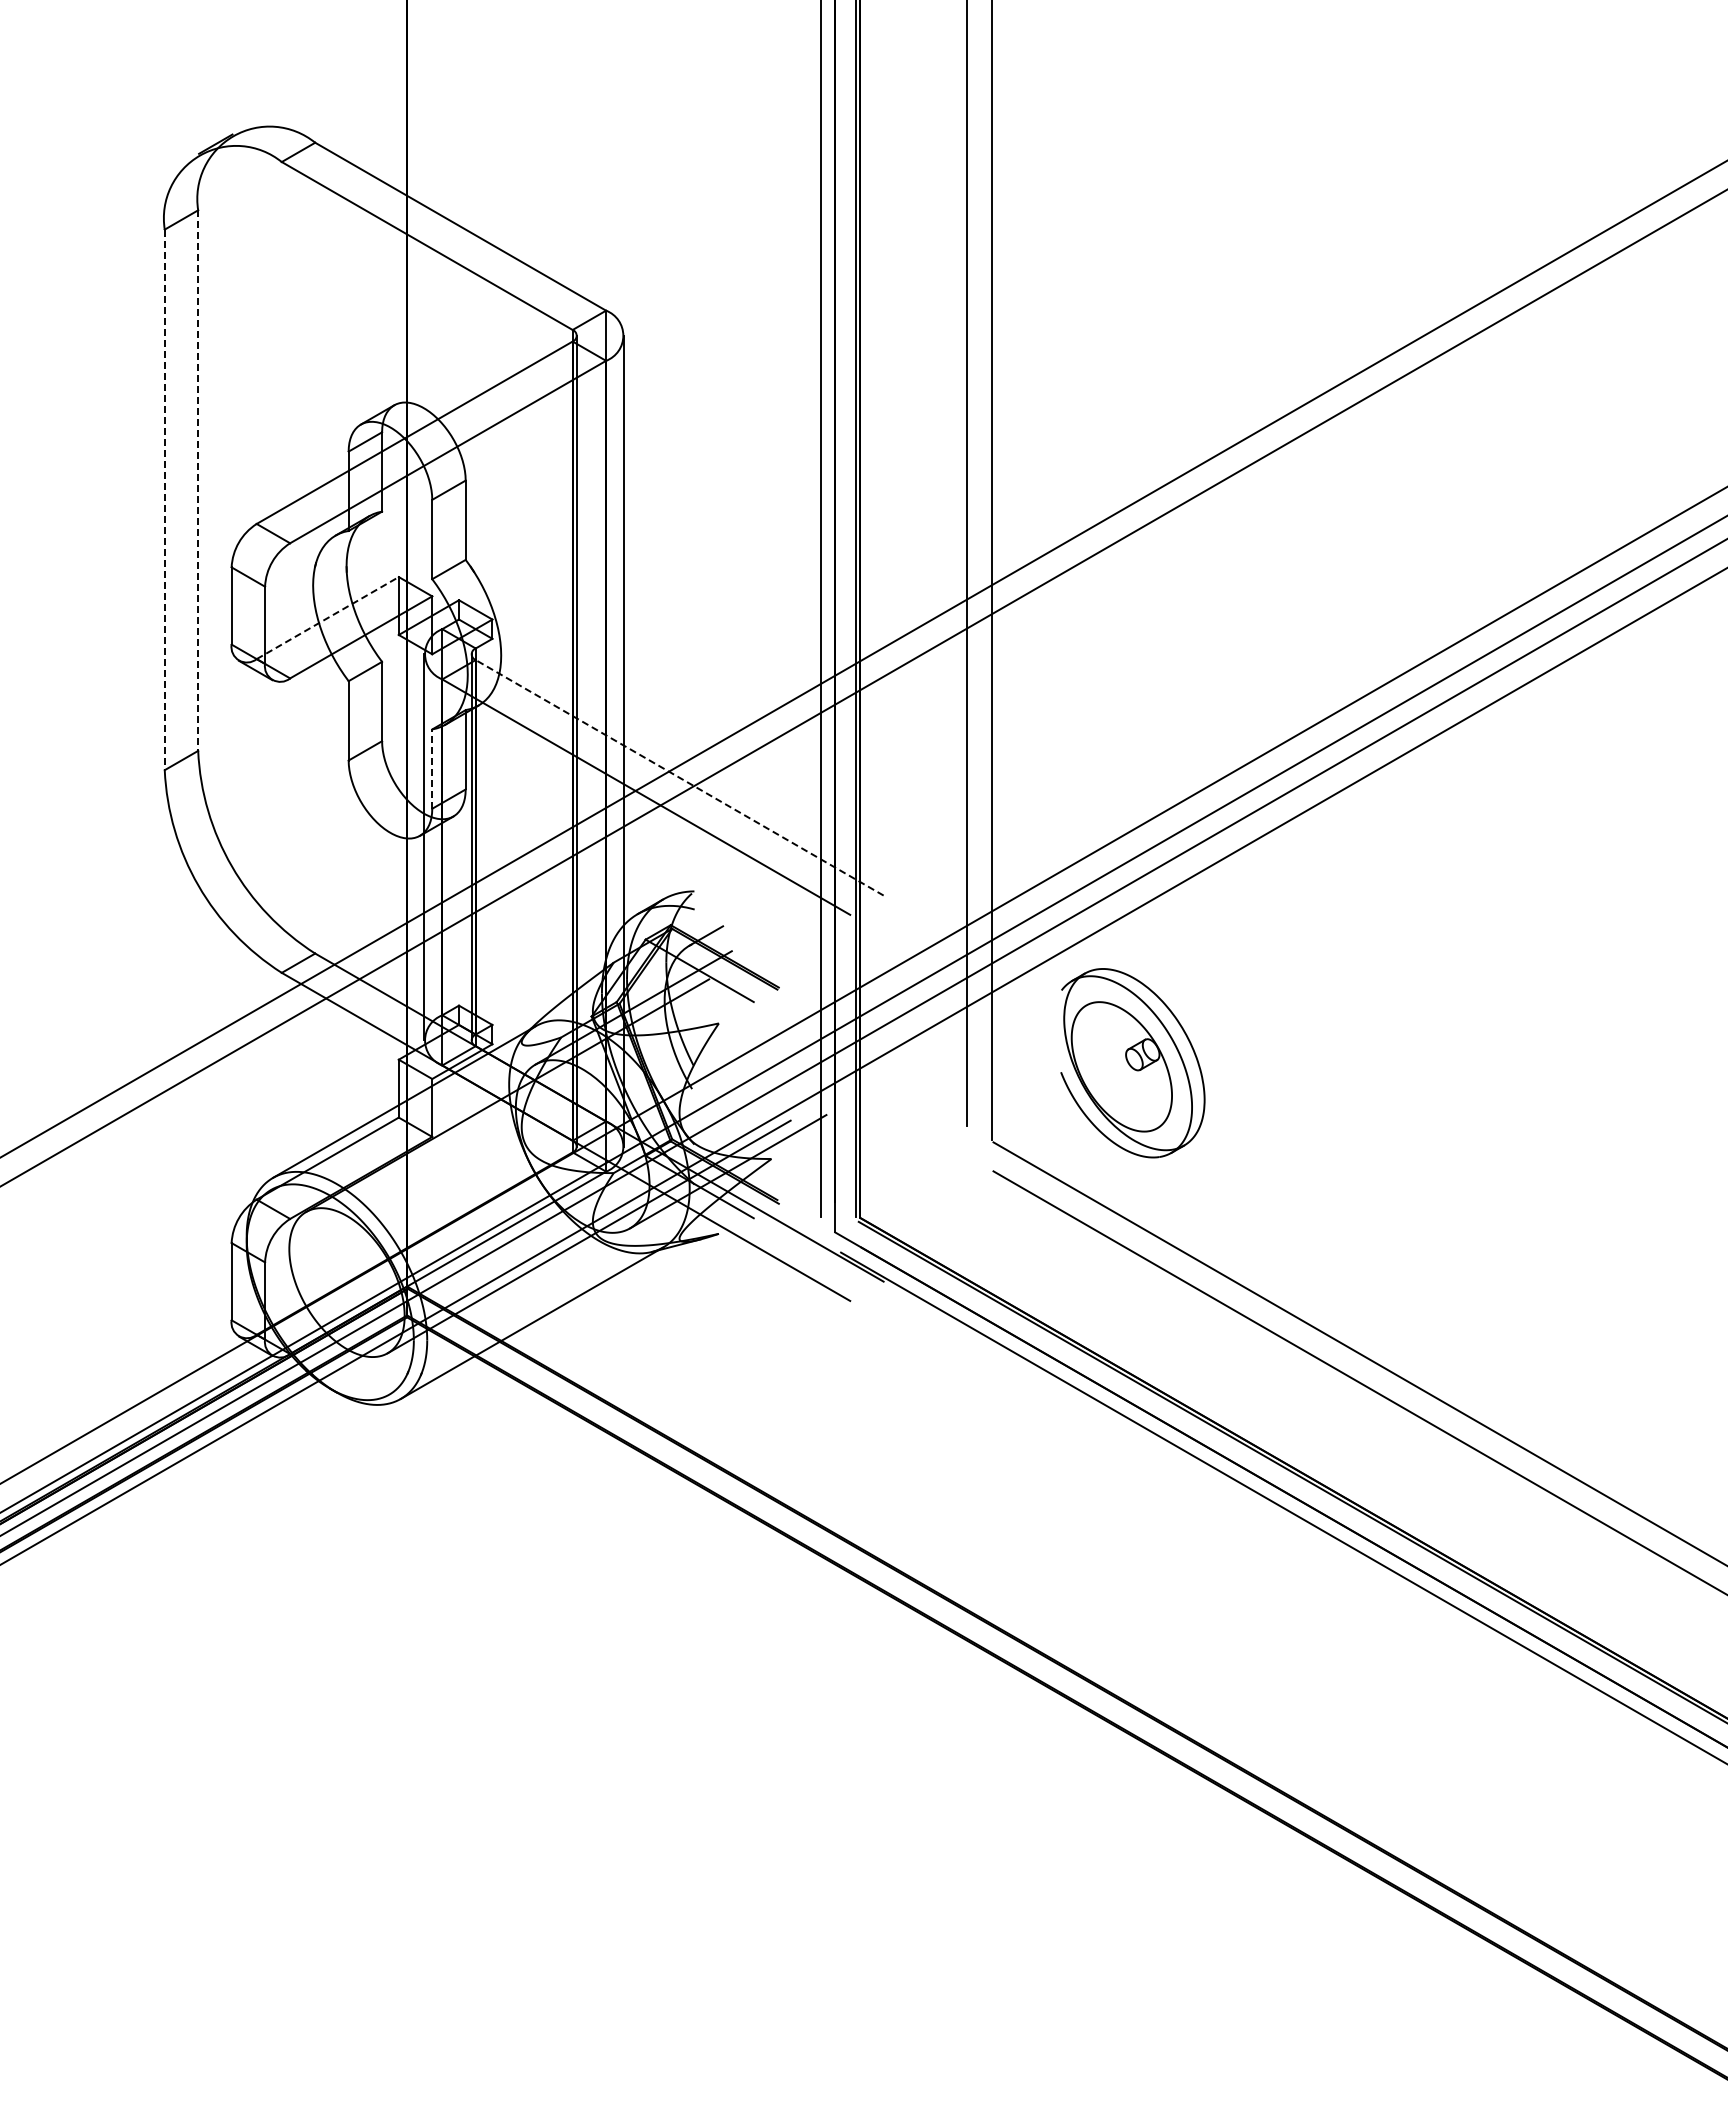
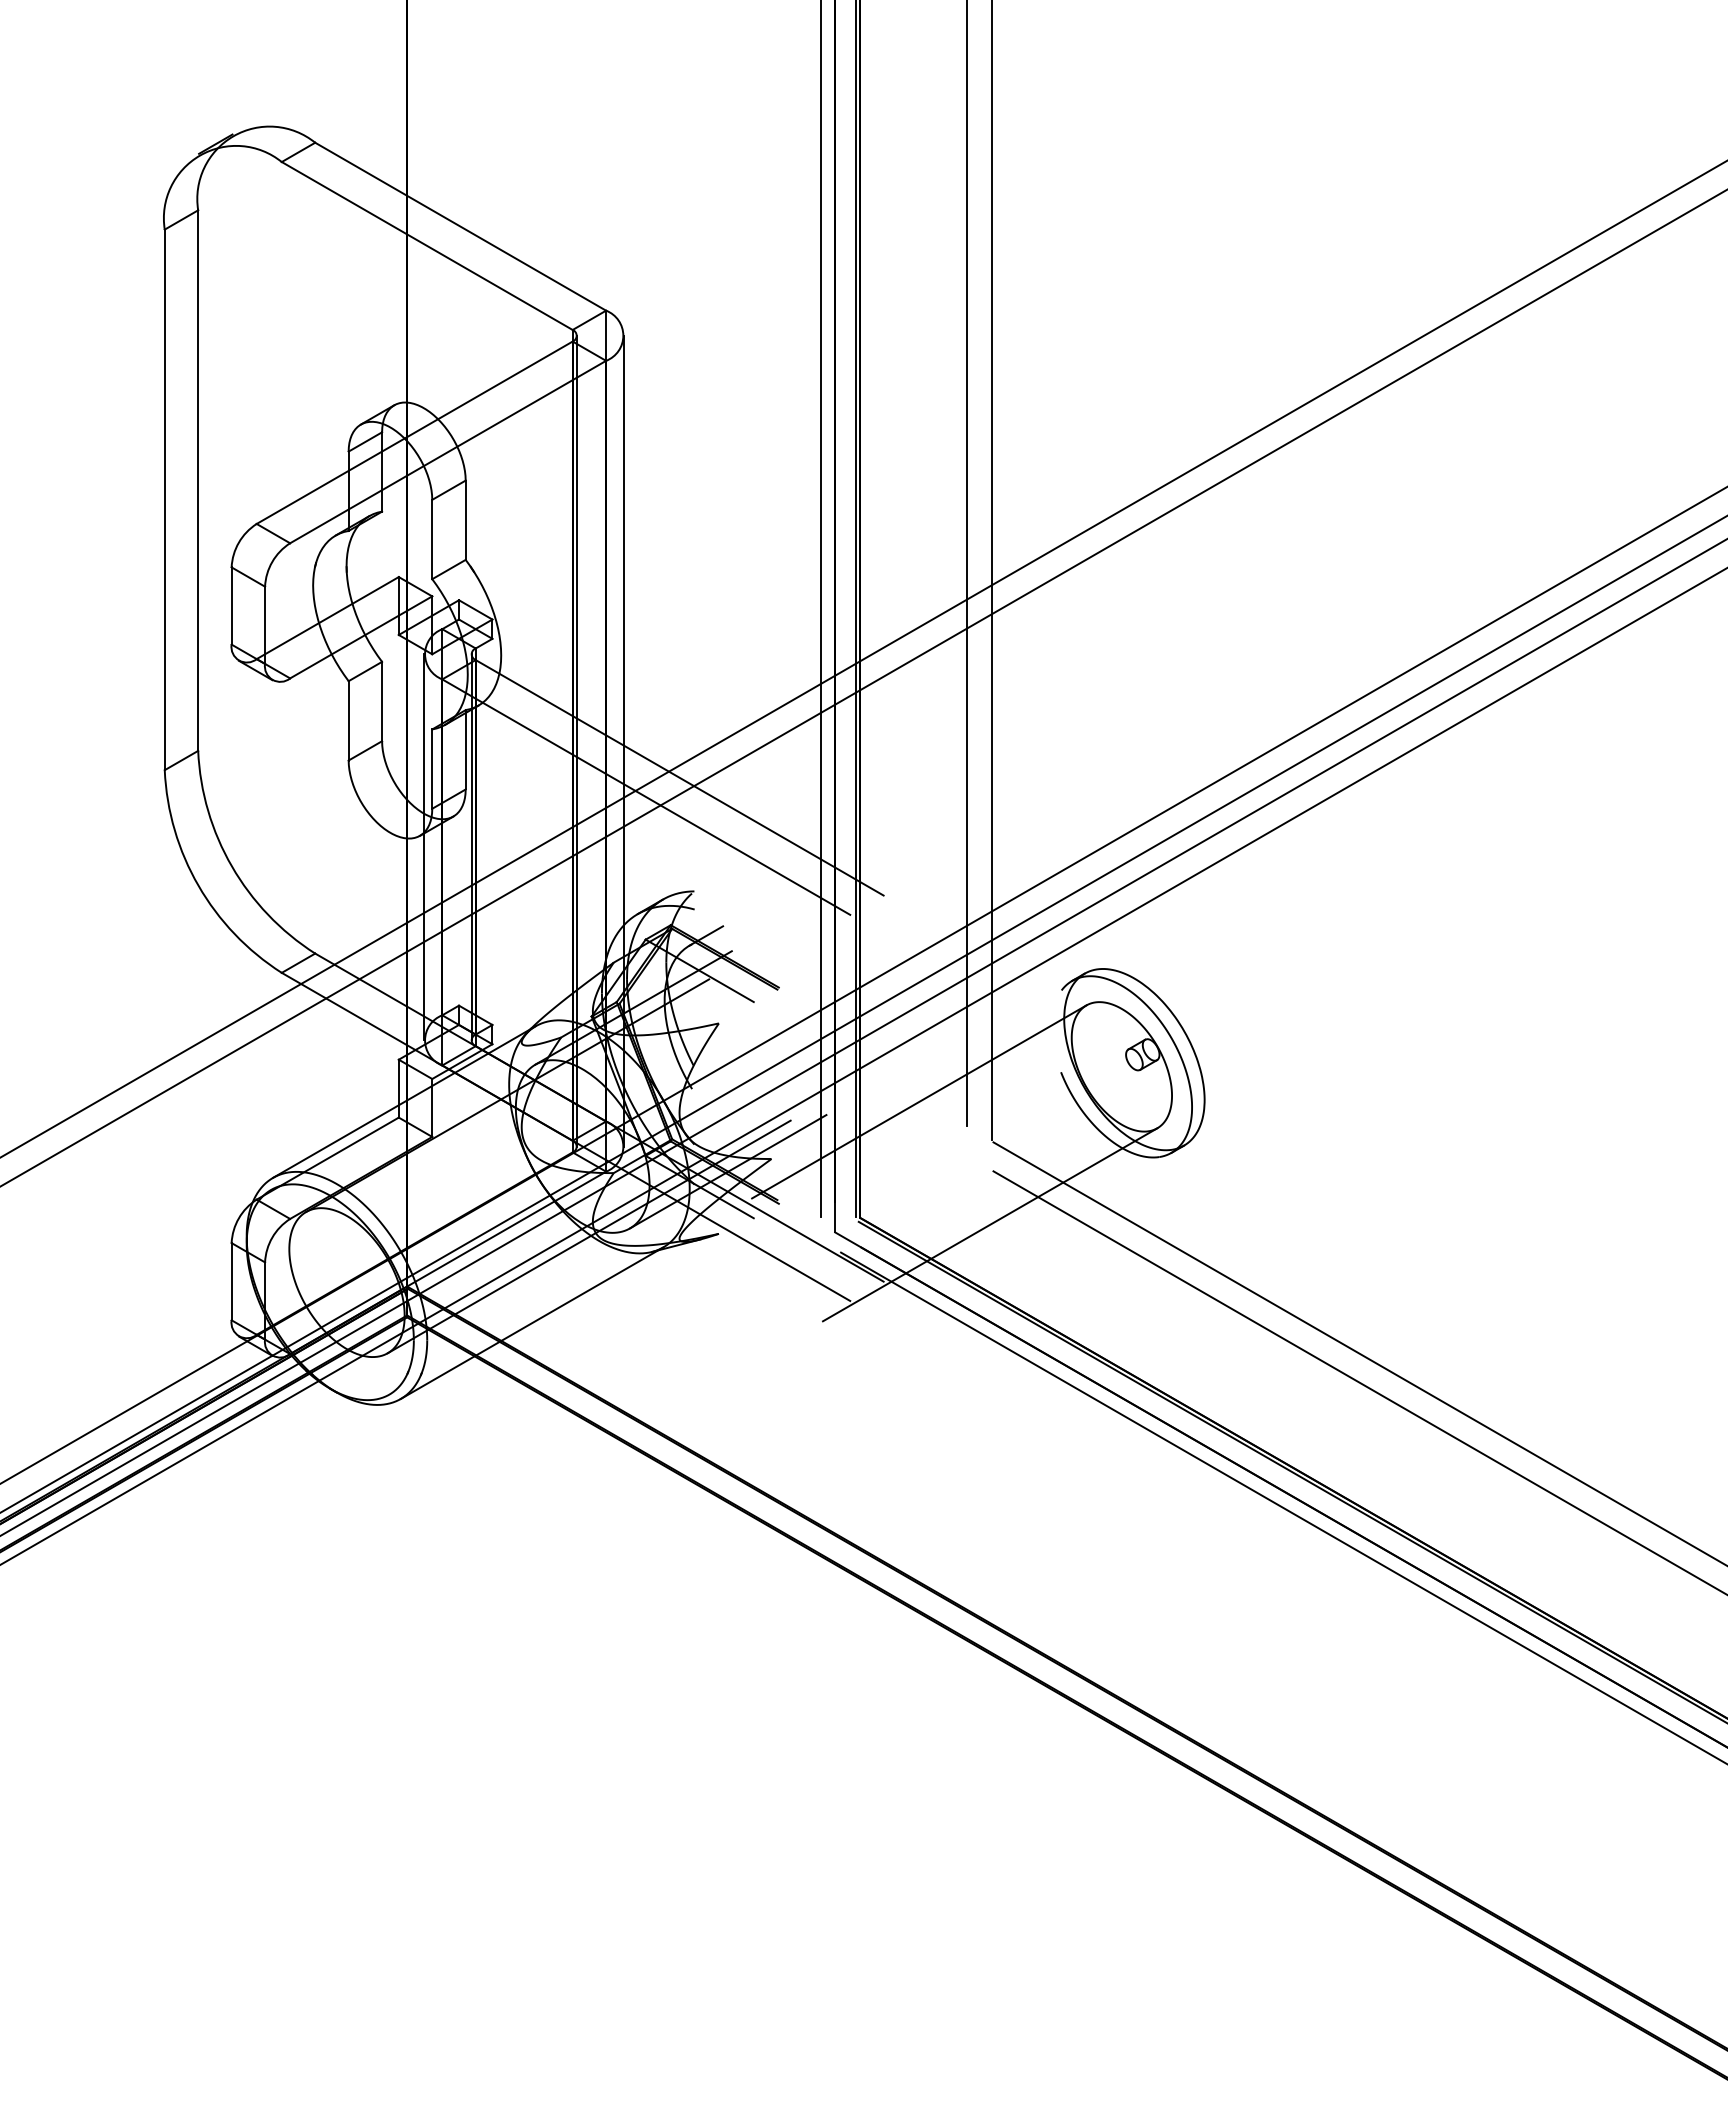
line: dashed -> solid (198, 481)
line: dashed -> solid (164, 500)
line: dashed -> solid (328, 617)
line: dashed -> solid (432, 769)
line: dashed -> solid (679, 777)
line: none -> present (919, 1101)
line: none -> present (989, 1224)
